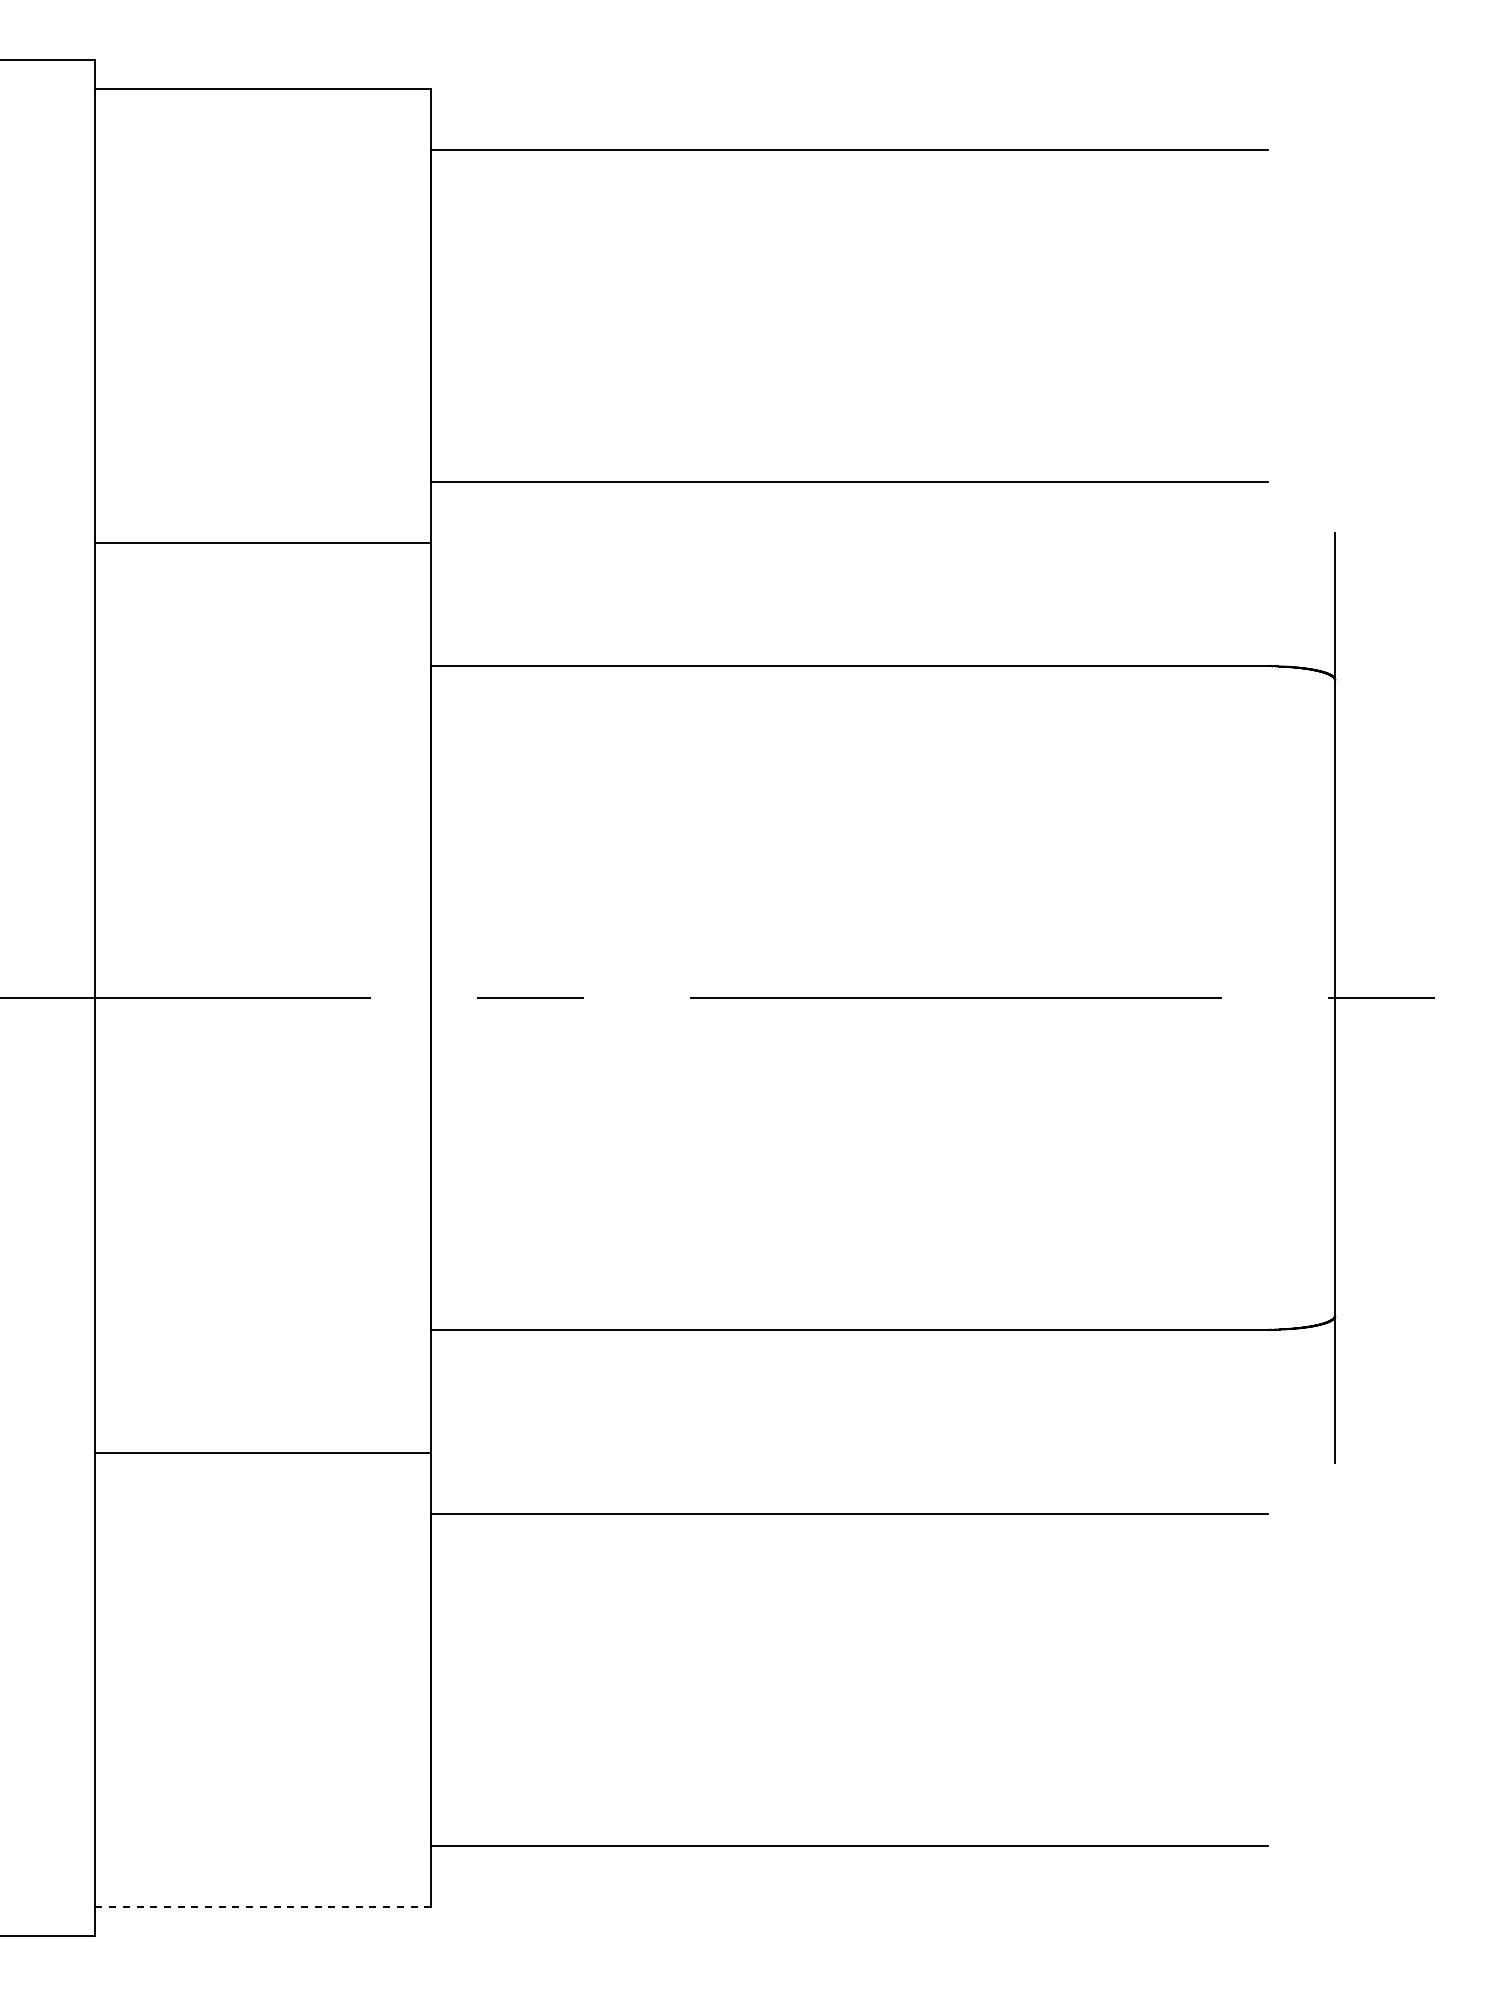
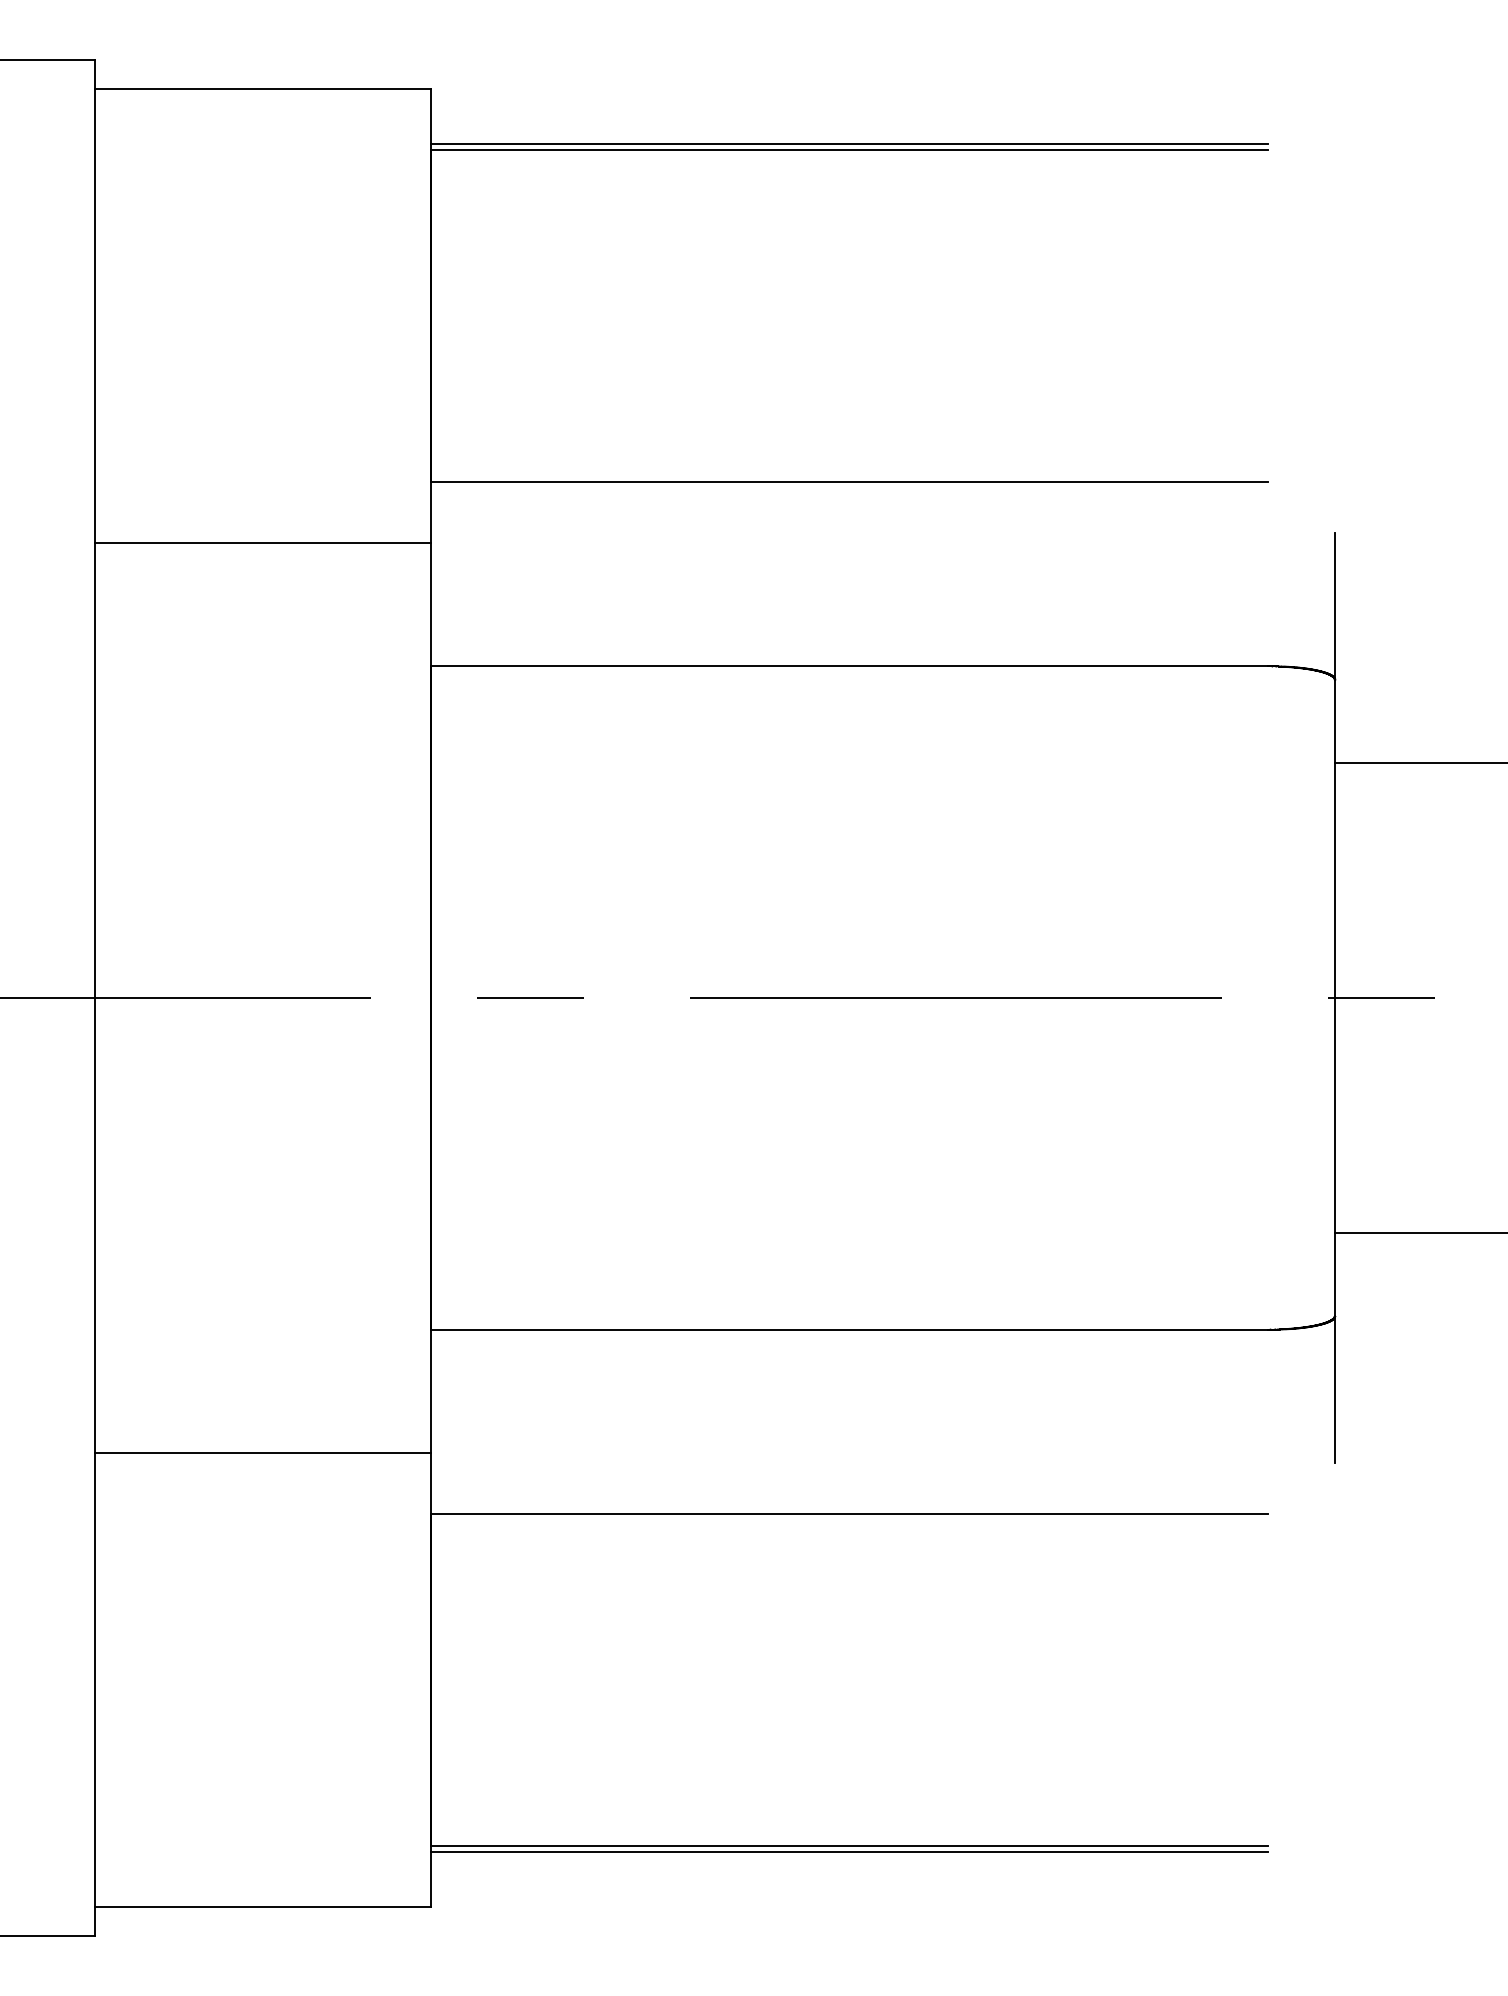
line: none -> present (849, 143)
line: none -> present (1419, 763)
line: none -> present (1419, 1232)
line: none -> present (849, 1852)
line: dashed -> solid (262, 1907)
